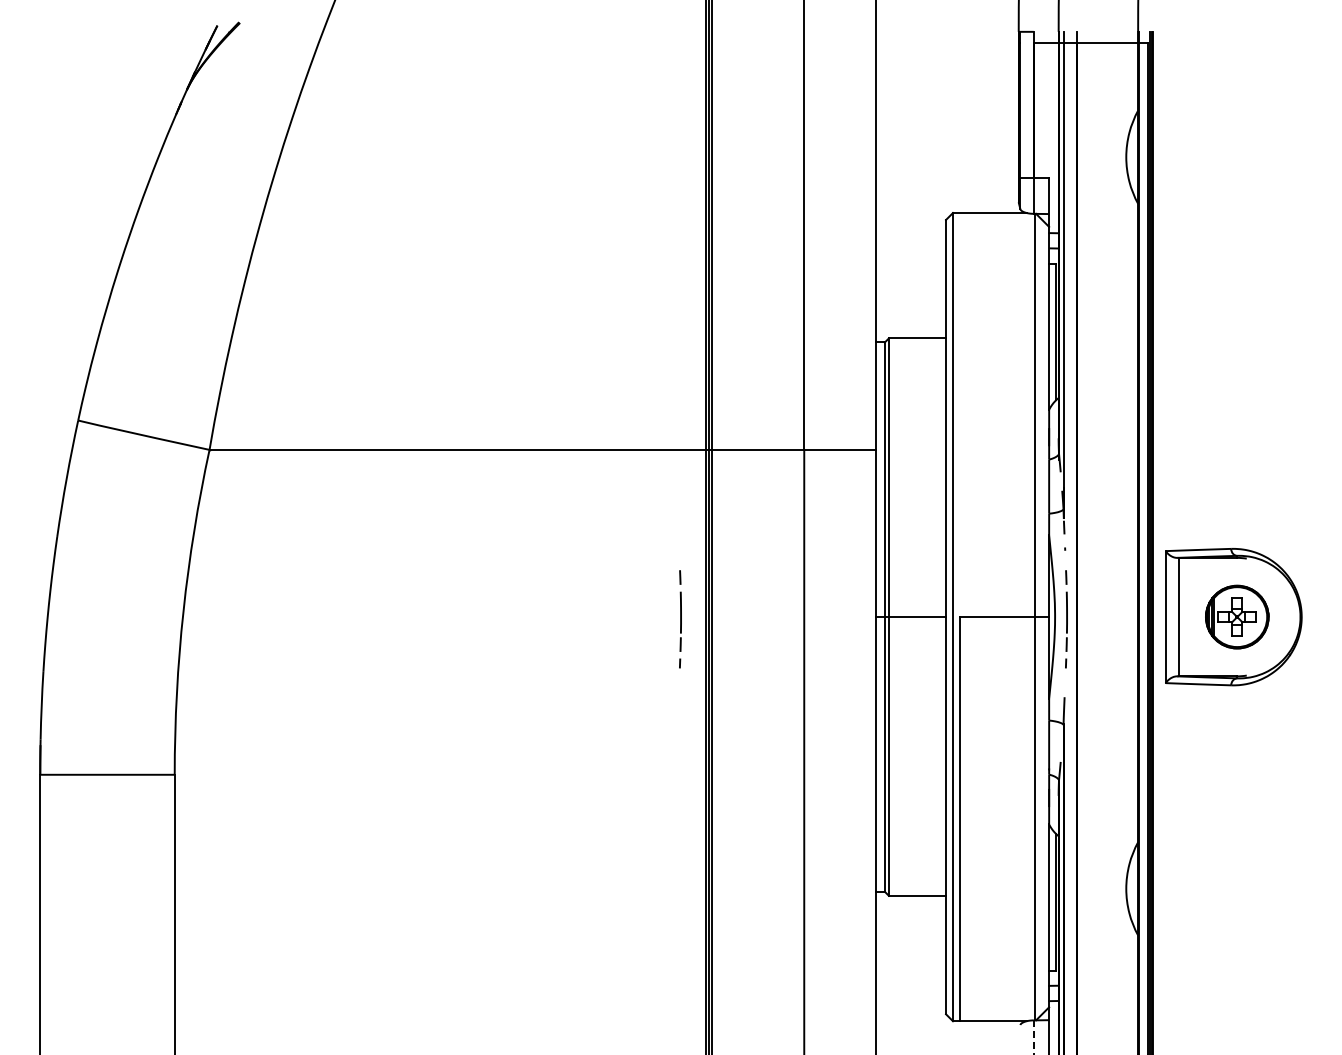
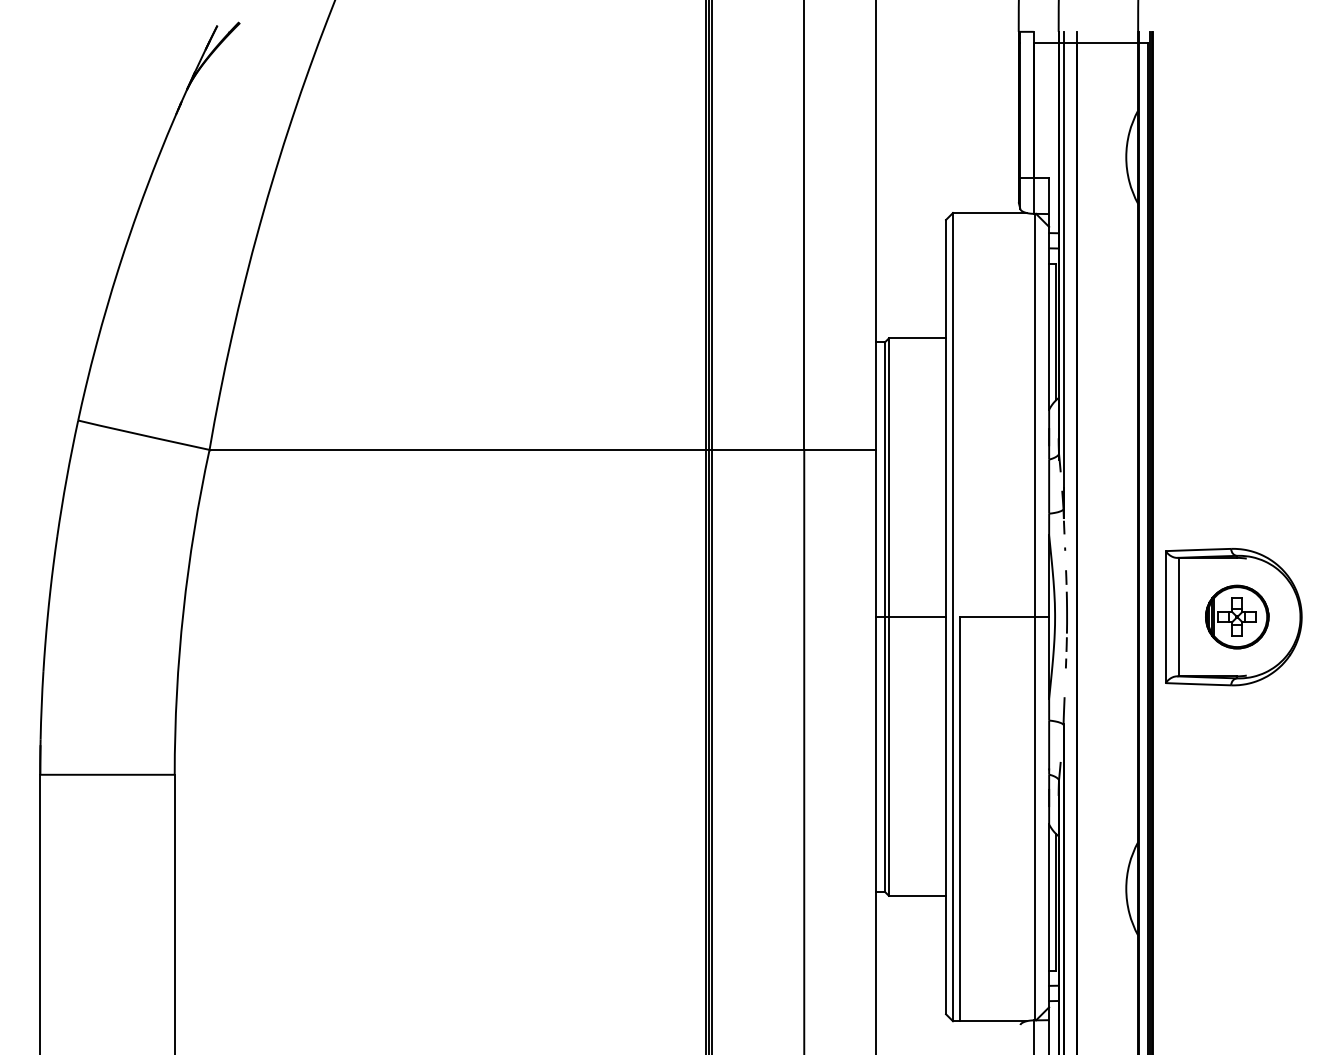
line: present -> none (680, 619)
line: dashed -> solid (1033, 1037)
